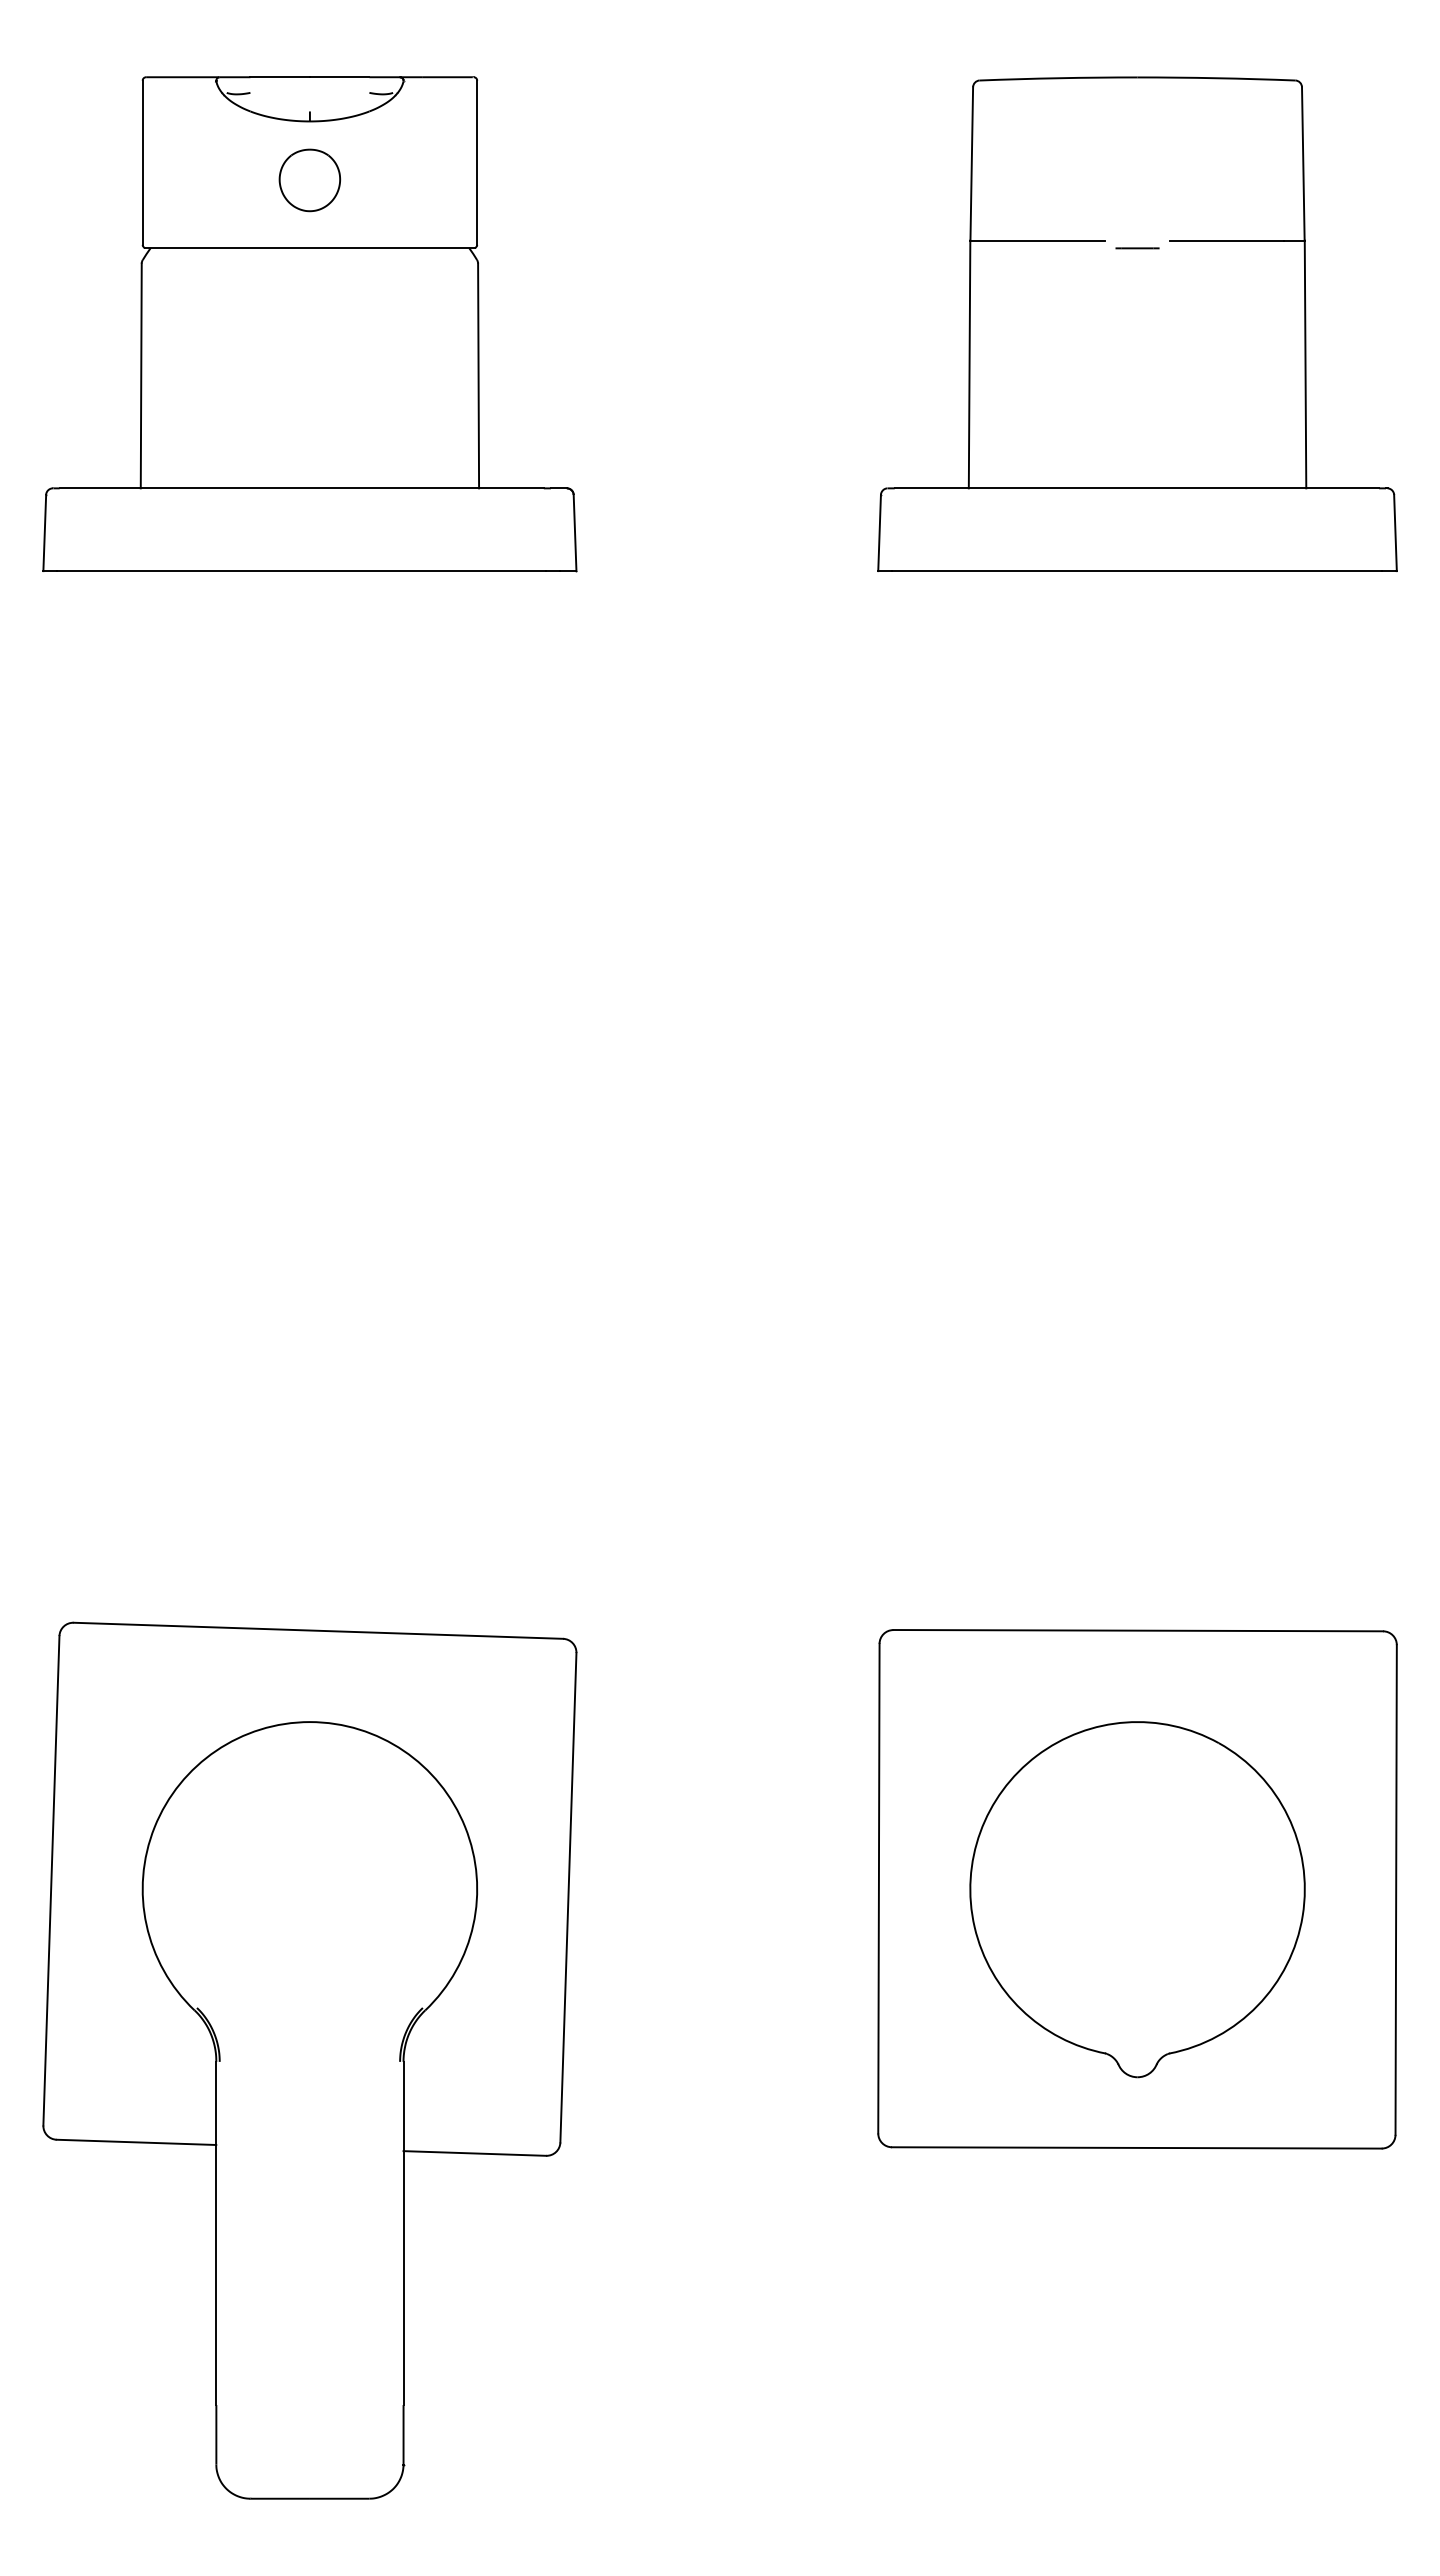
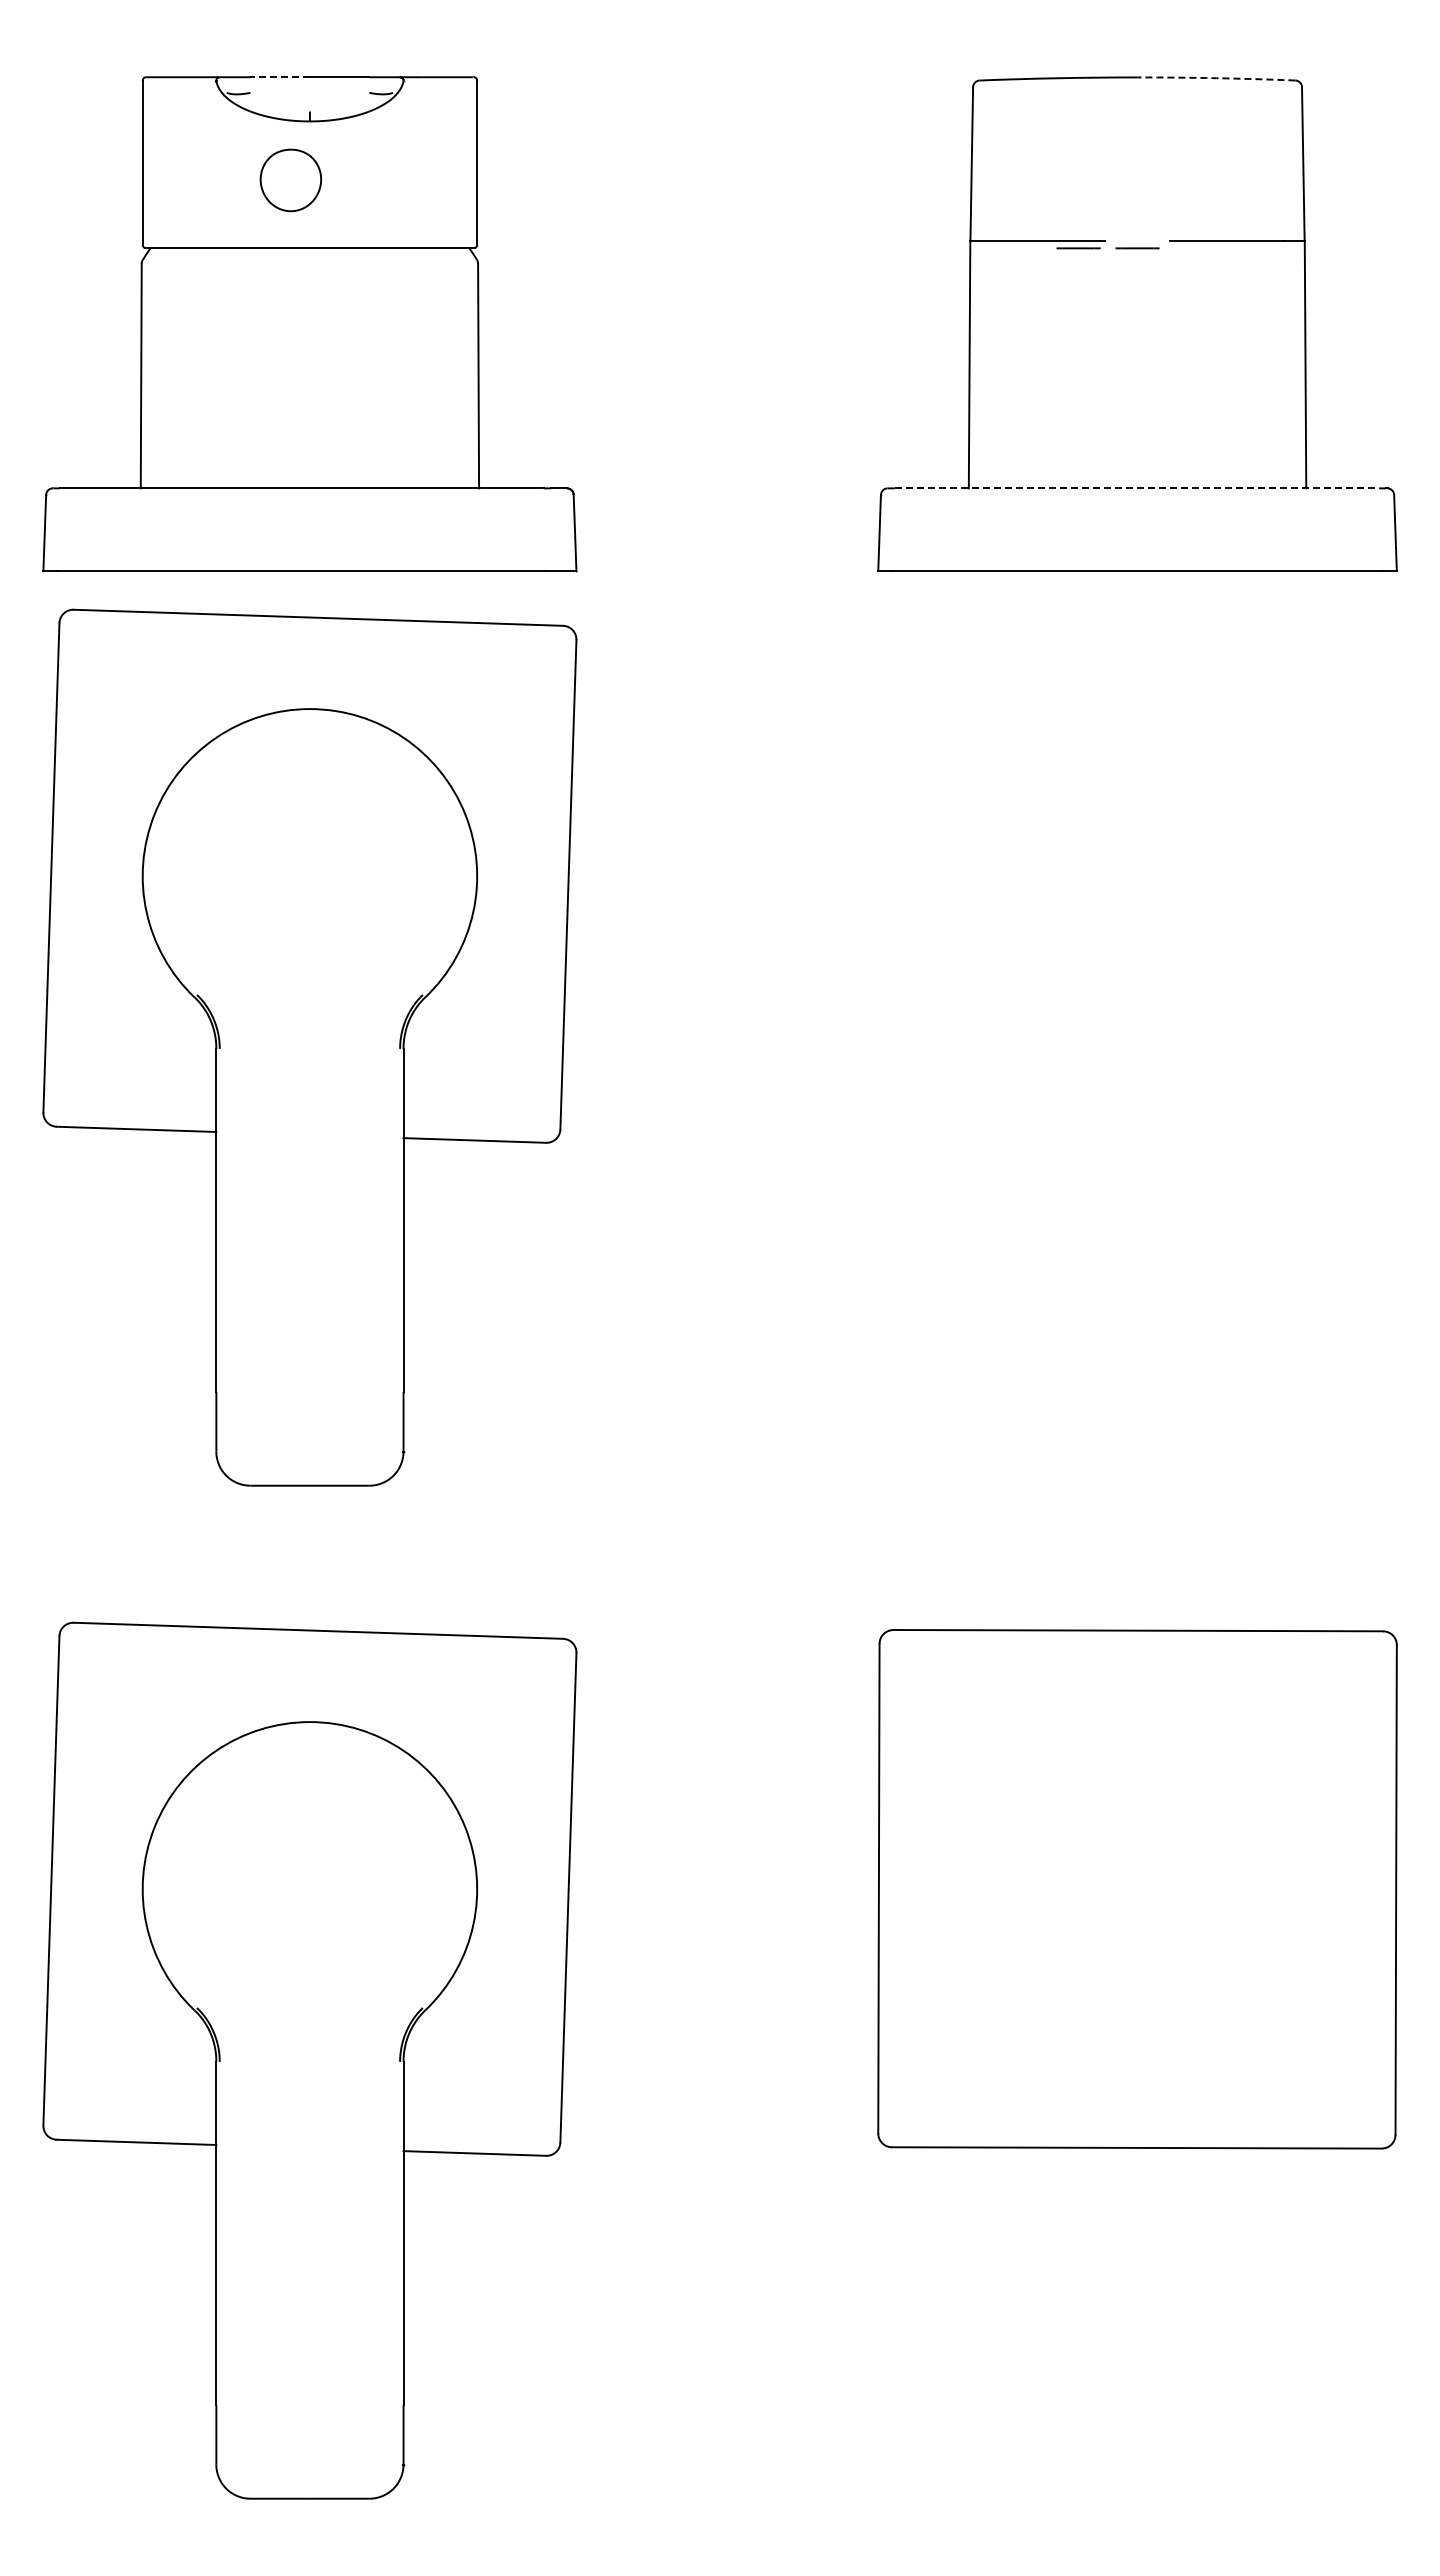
line: solid -> dashed (280, 77)
arc: solid -> dashed (1216, 78)
part position: (309, 180) -> (290, 180) (290, 180)
line: none -> present (1078, 248)
line: solid -> dashed (1137, 488)
part: none -> present (309, 1047)
part: present -> none (1137, 1899)
